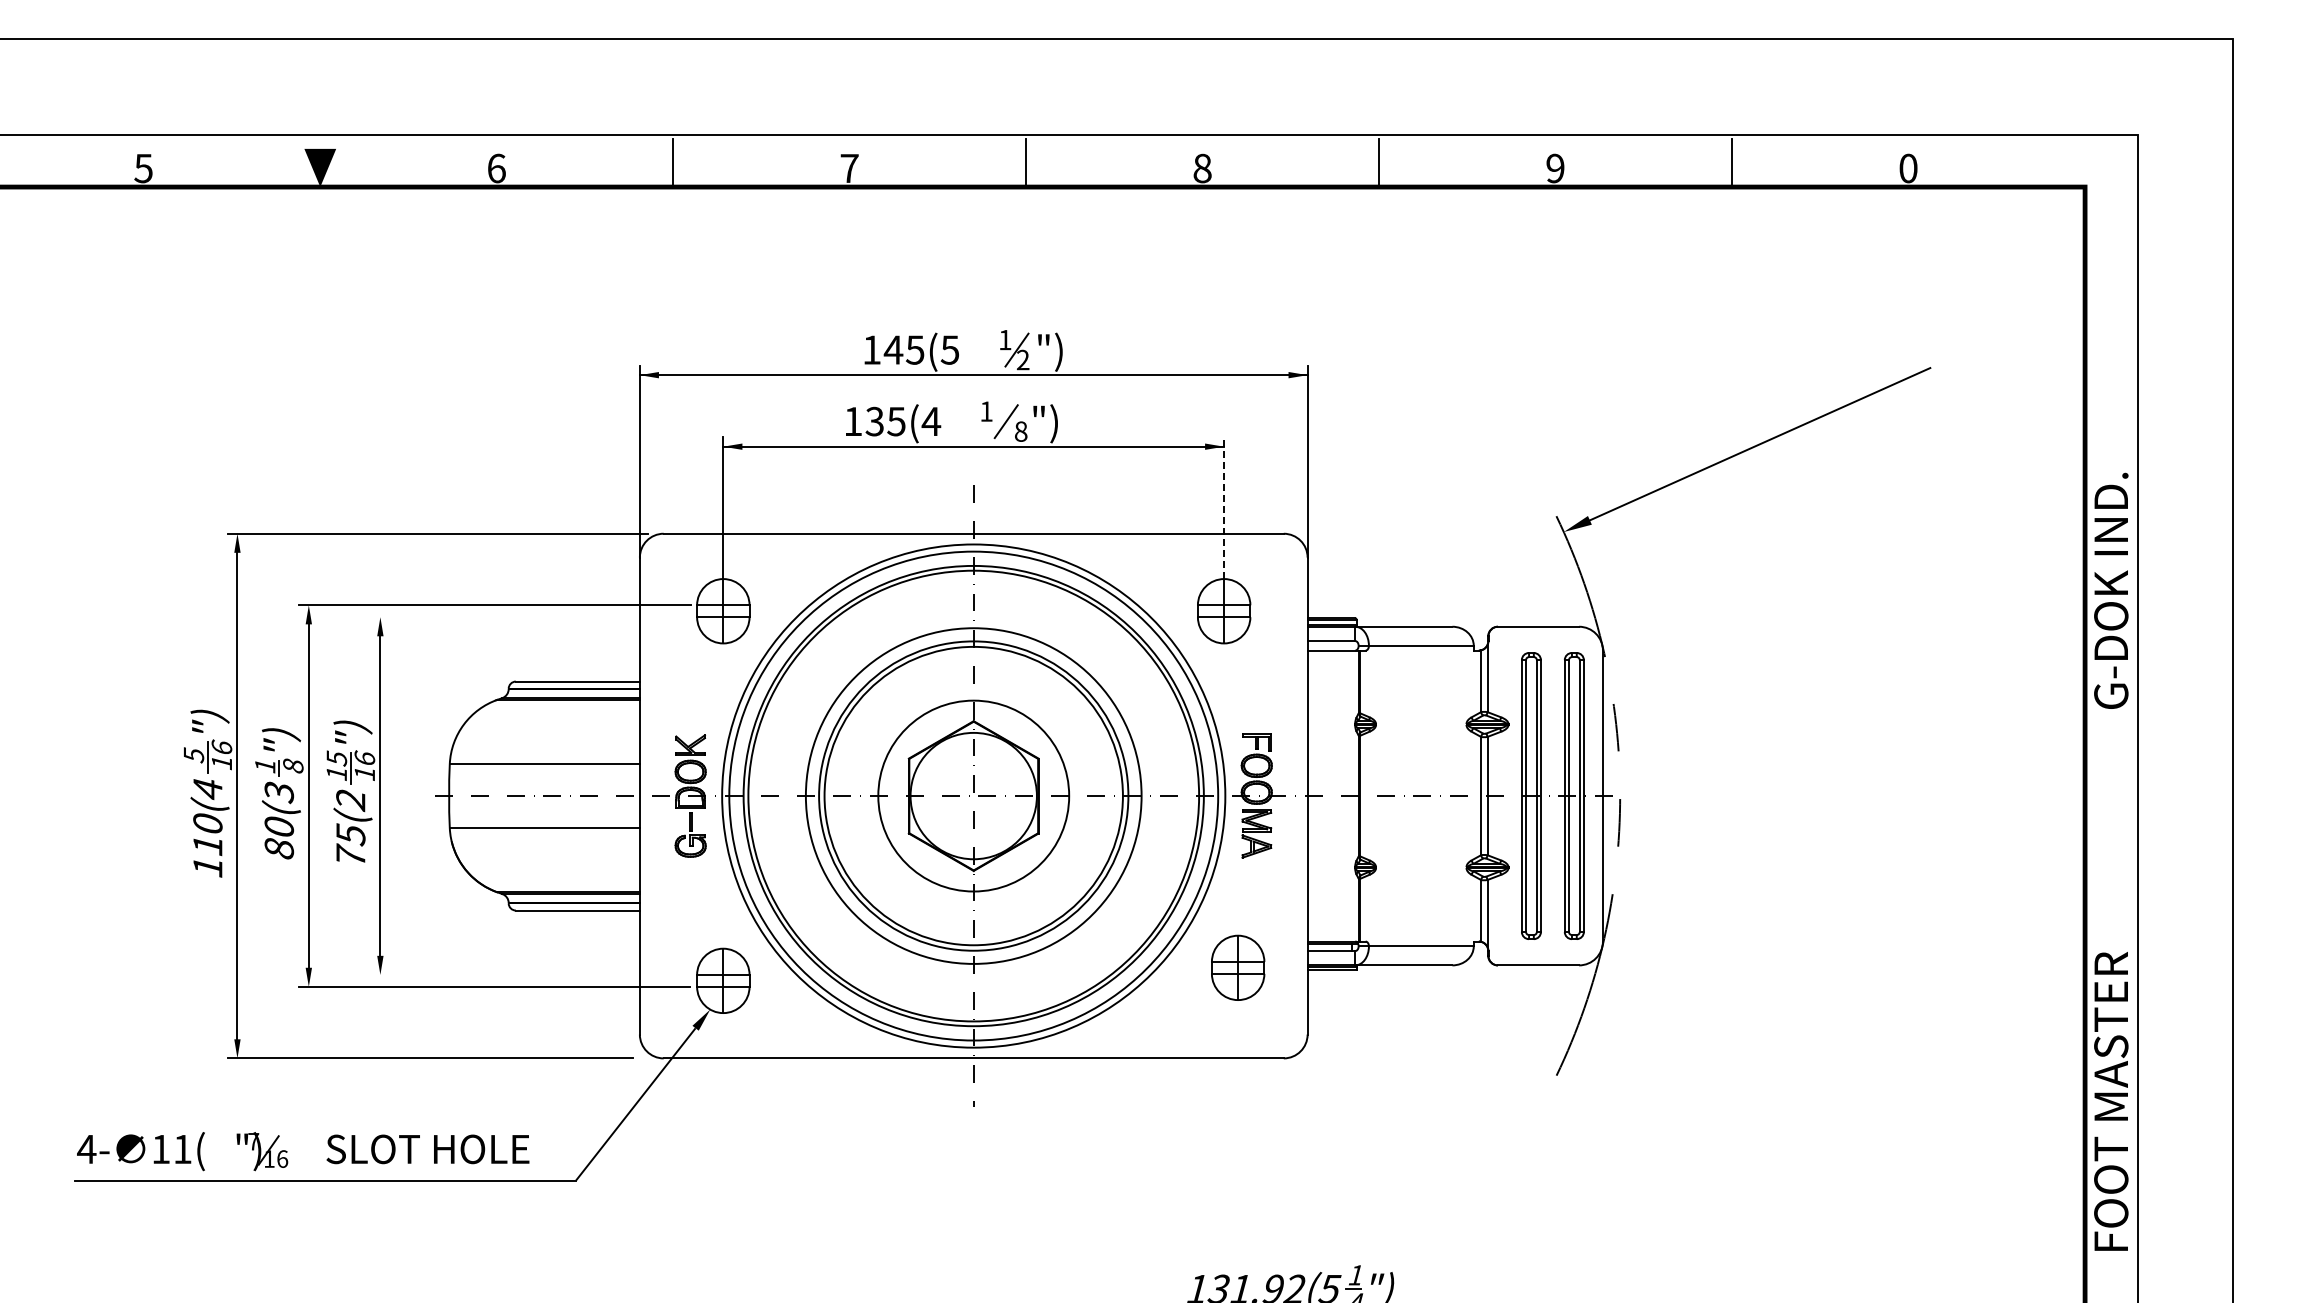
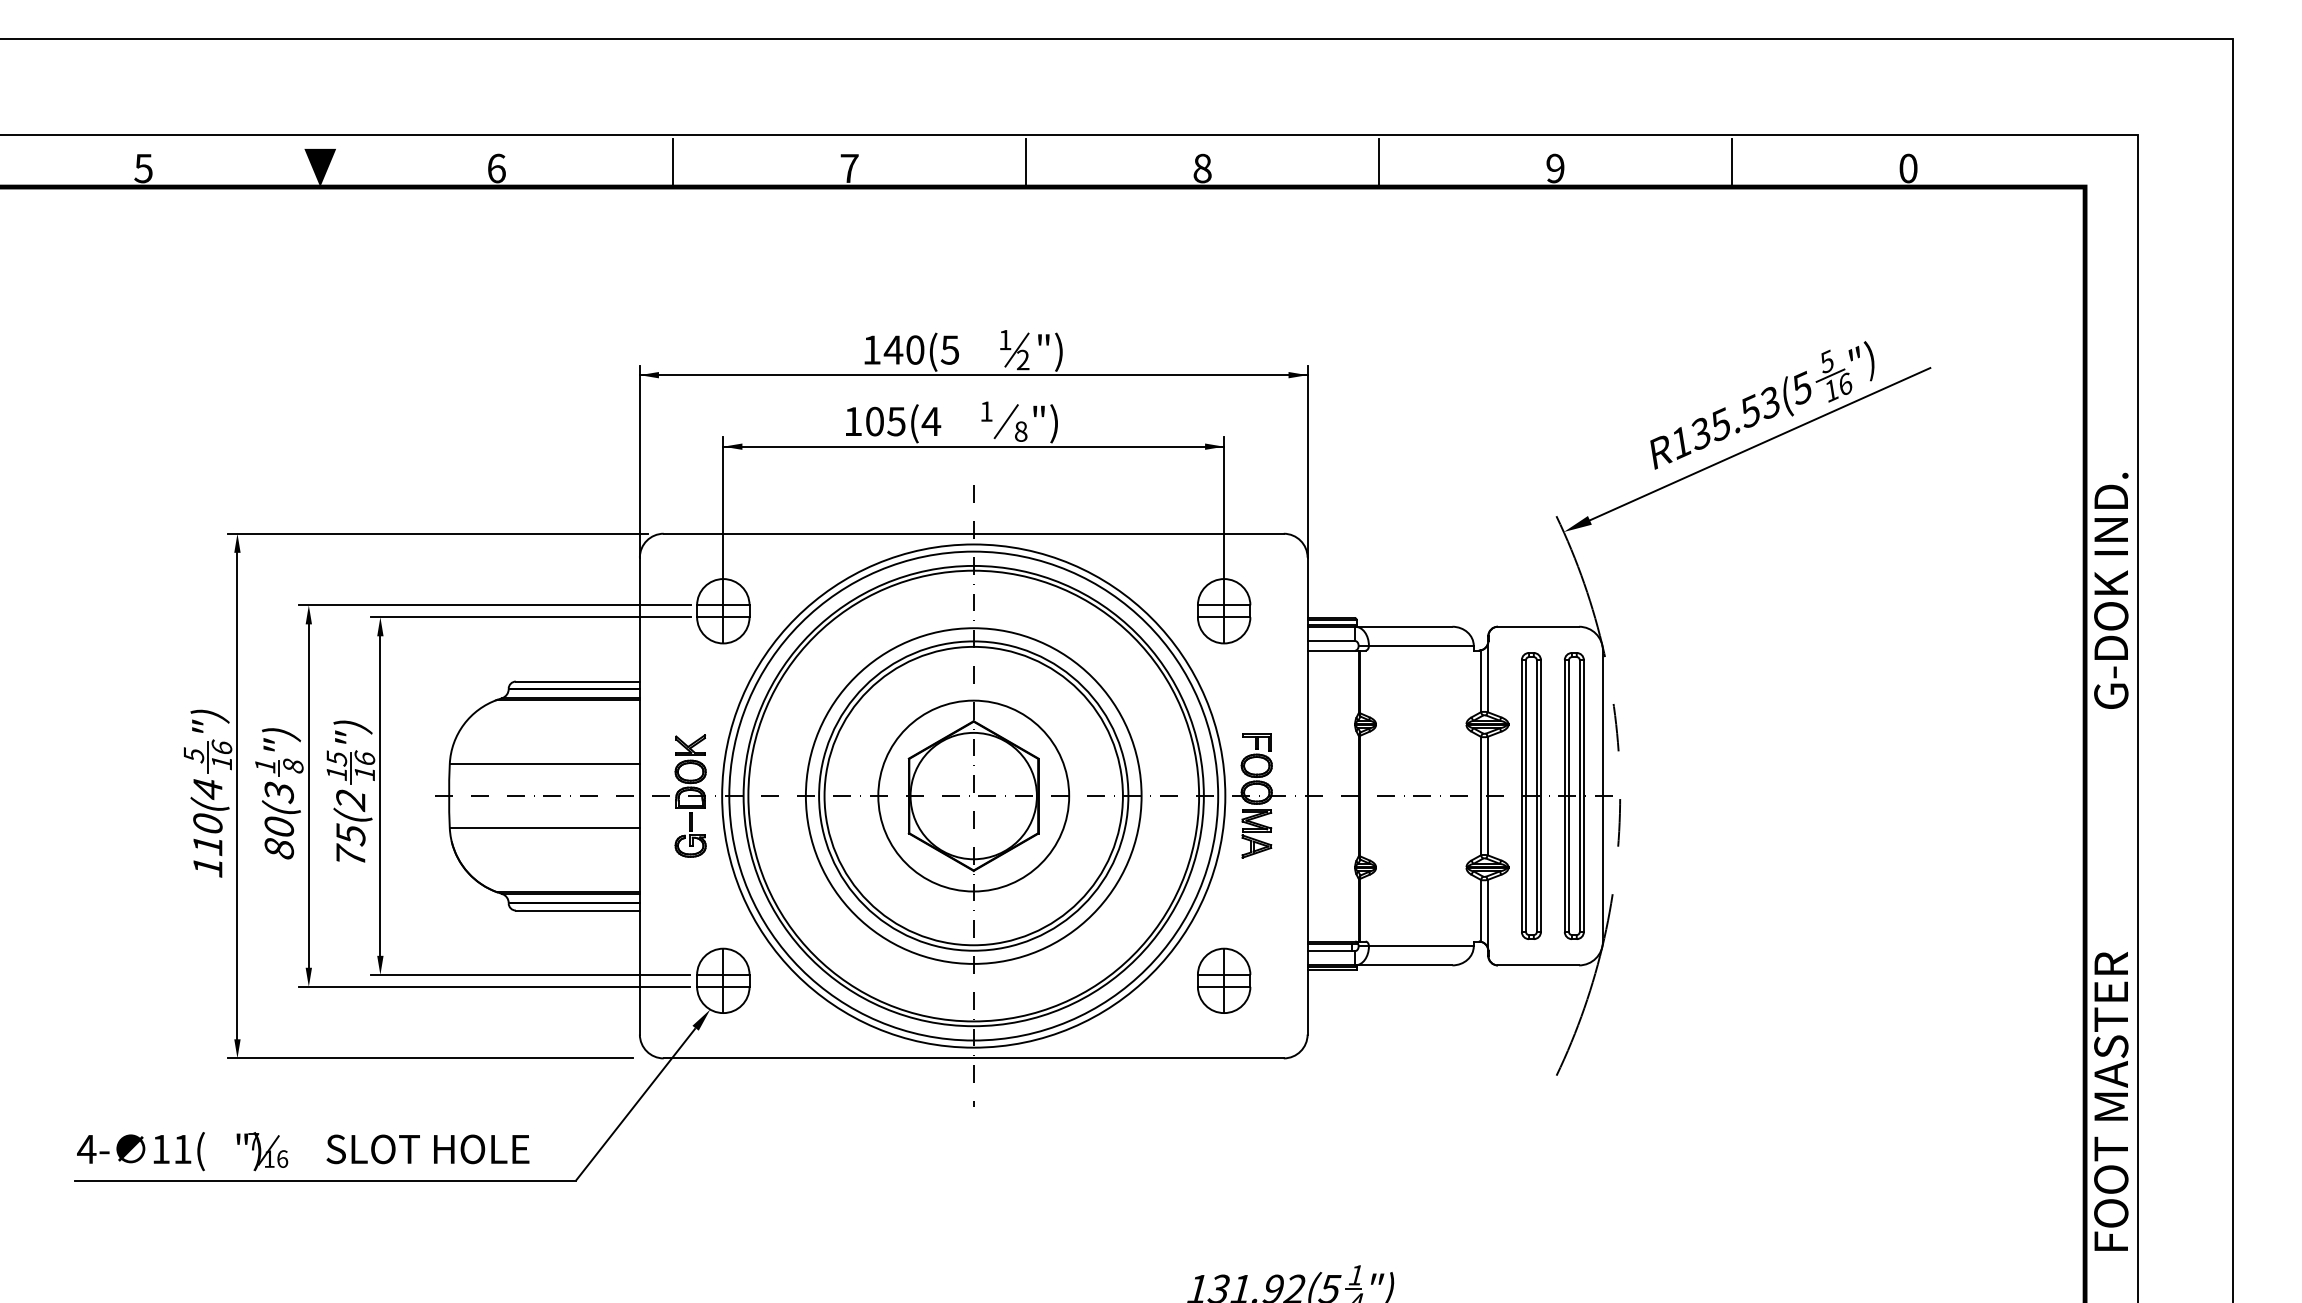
text: 145(5 -> 140(5 (915, 349)
part: none -> present (1762, 405)
text: 135(4 -> 105(4 (874, 421)
line: dashed -> solid (1224, 508)
line: none -> present (530, 617)
part position: (1238, 967) -> (1224, 980) (1224, 980)
line: none -> present (529, 974)
